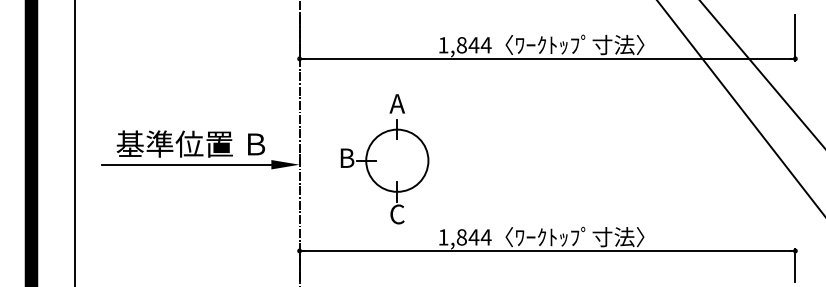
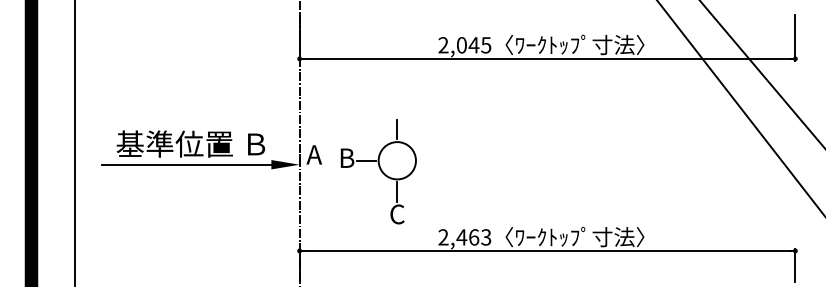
text: 1,844 -> 2,045 (464, 45)
text position: (396, 103) -> (313, 154) (313, 154)
circle diameter: 62 px -> 37 px (396, 160)
text: 1,844 -> 2,463 (464, 237)
